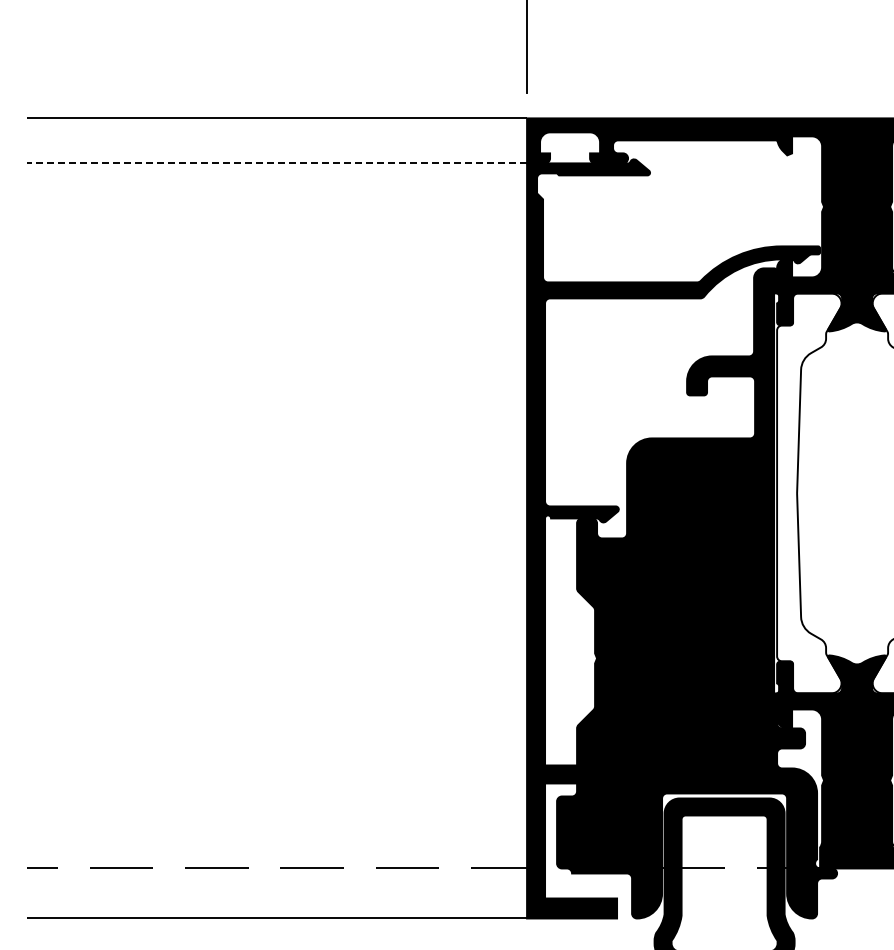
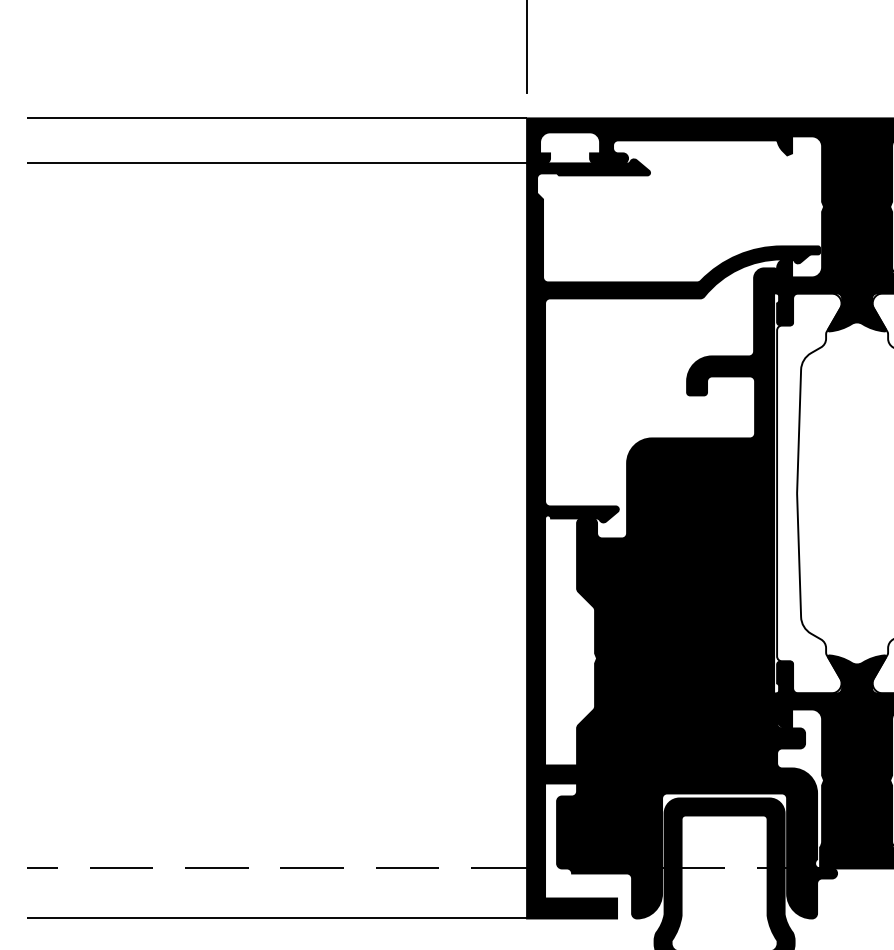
line: dashed -> solid (276, 163)
